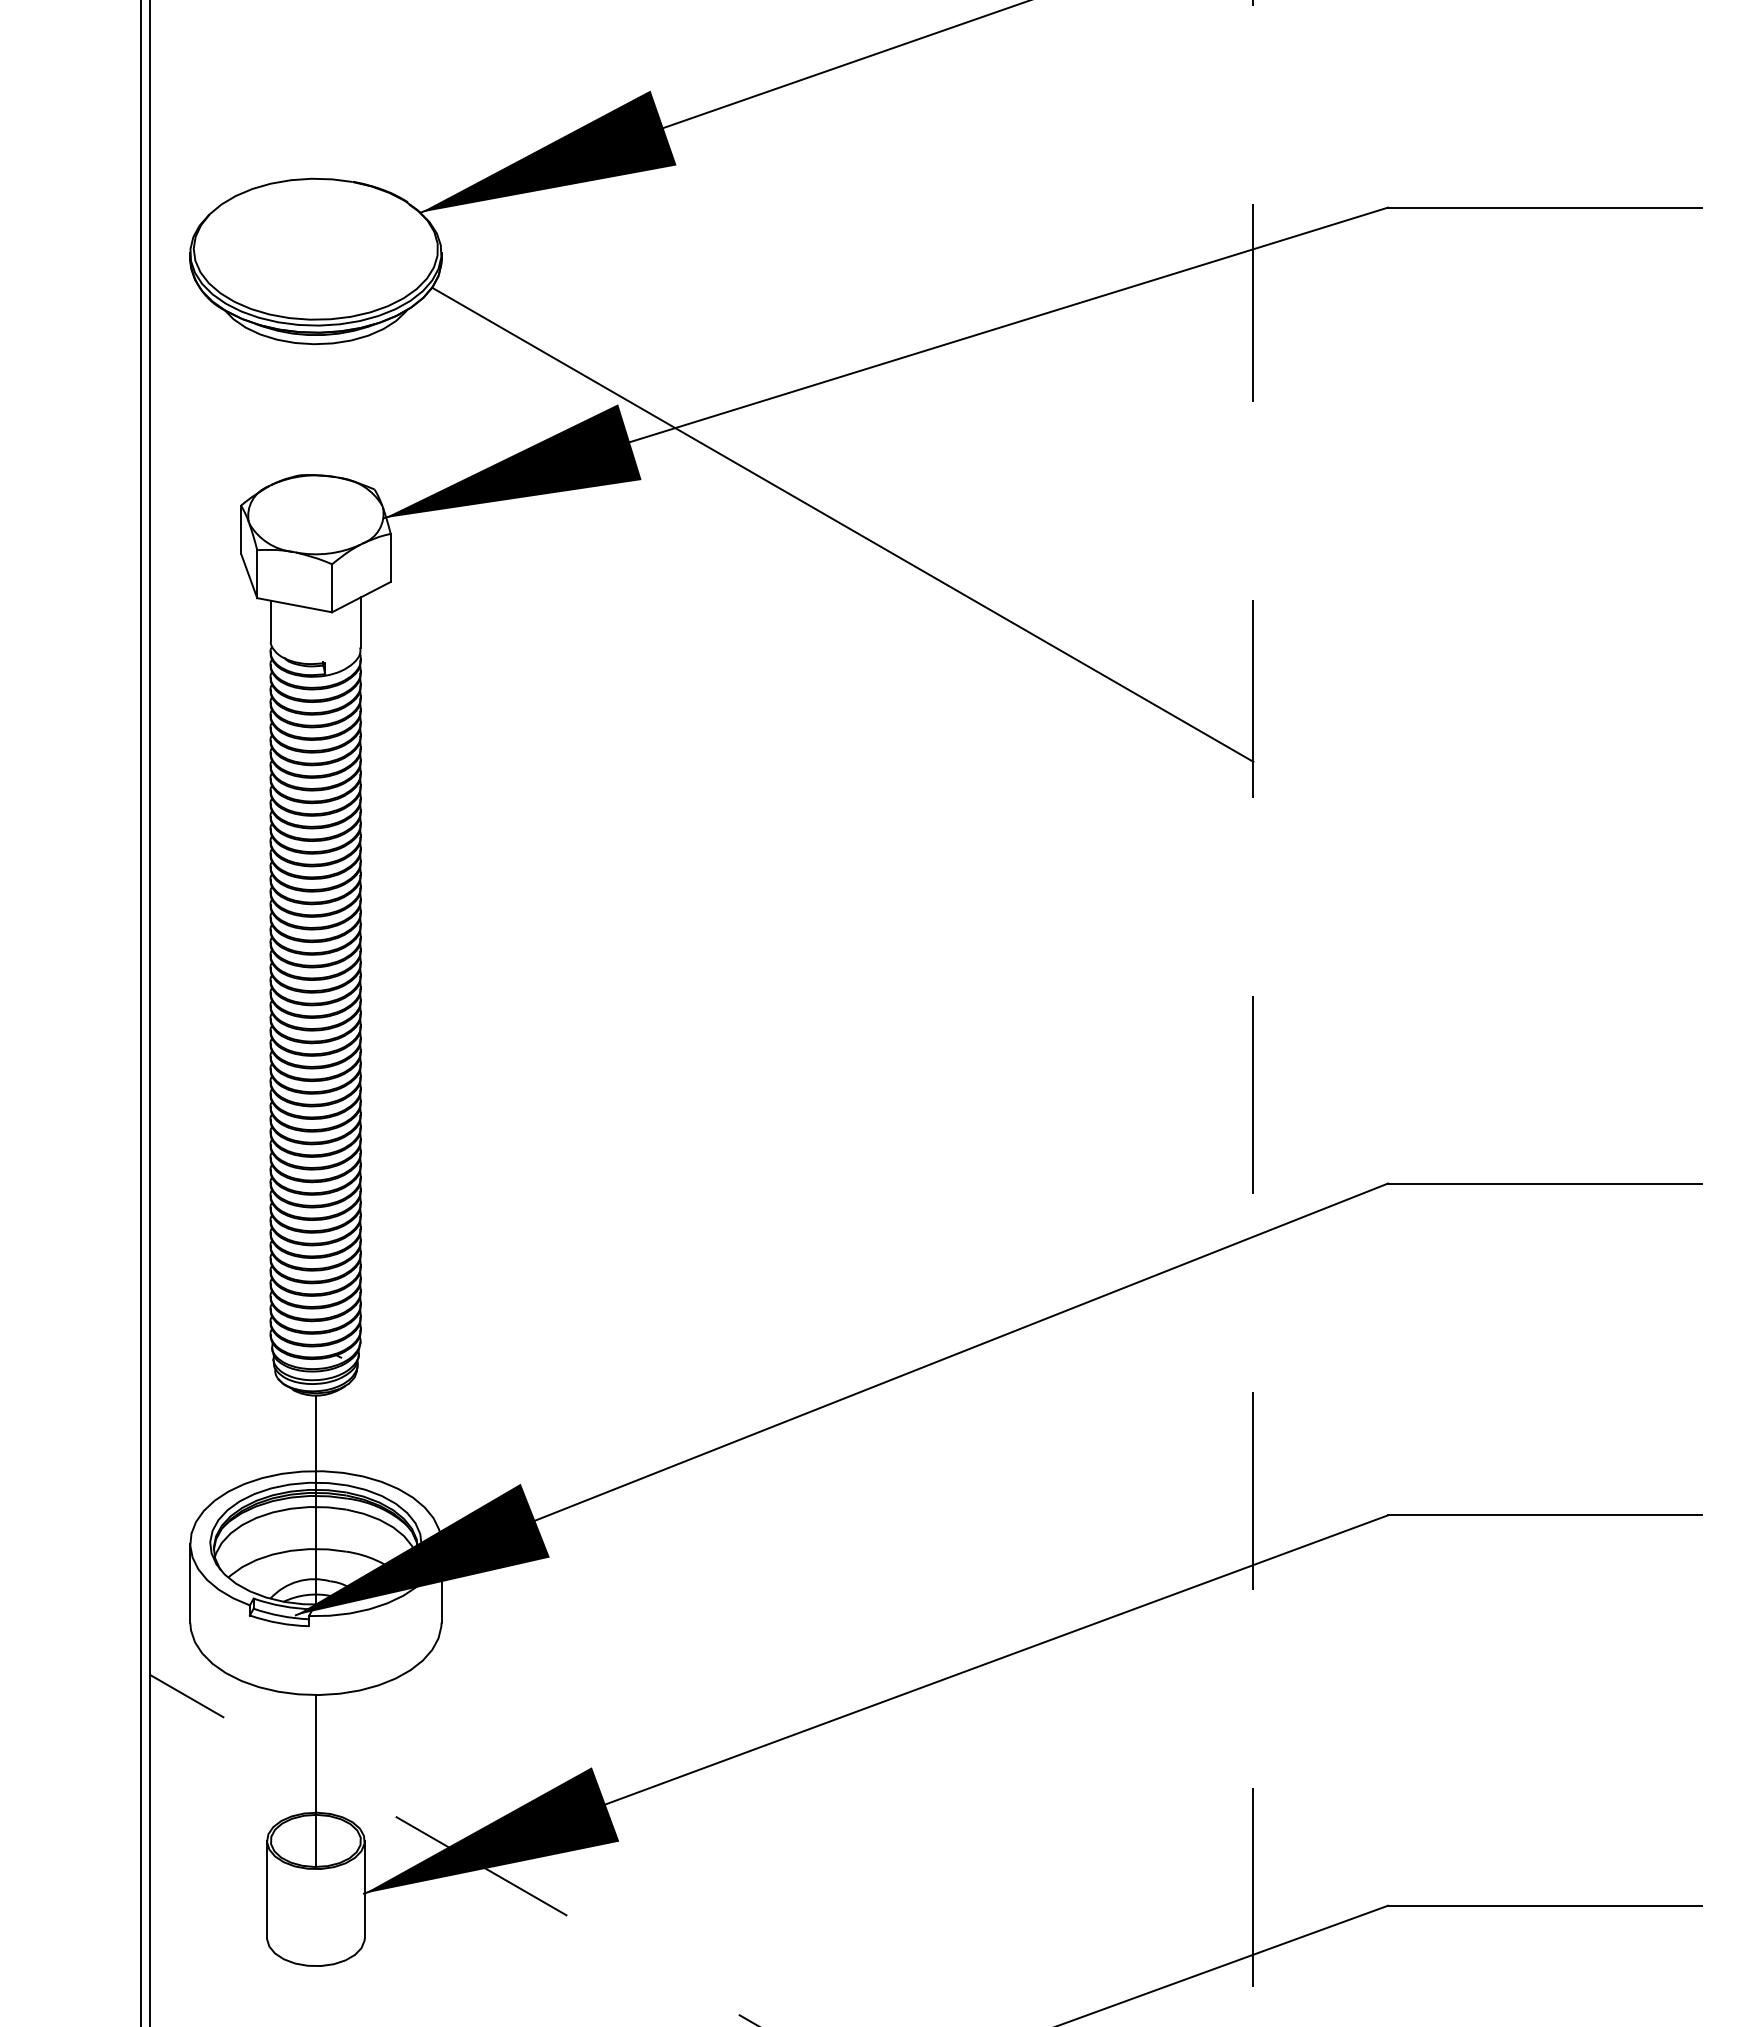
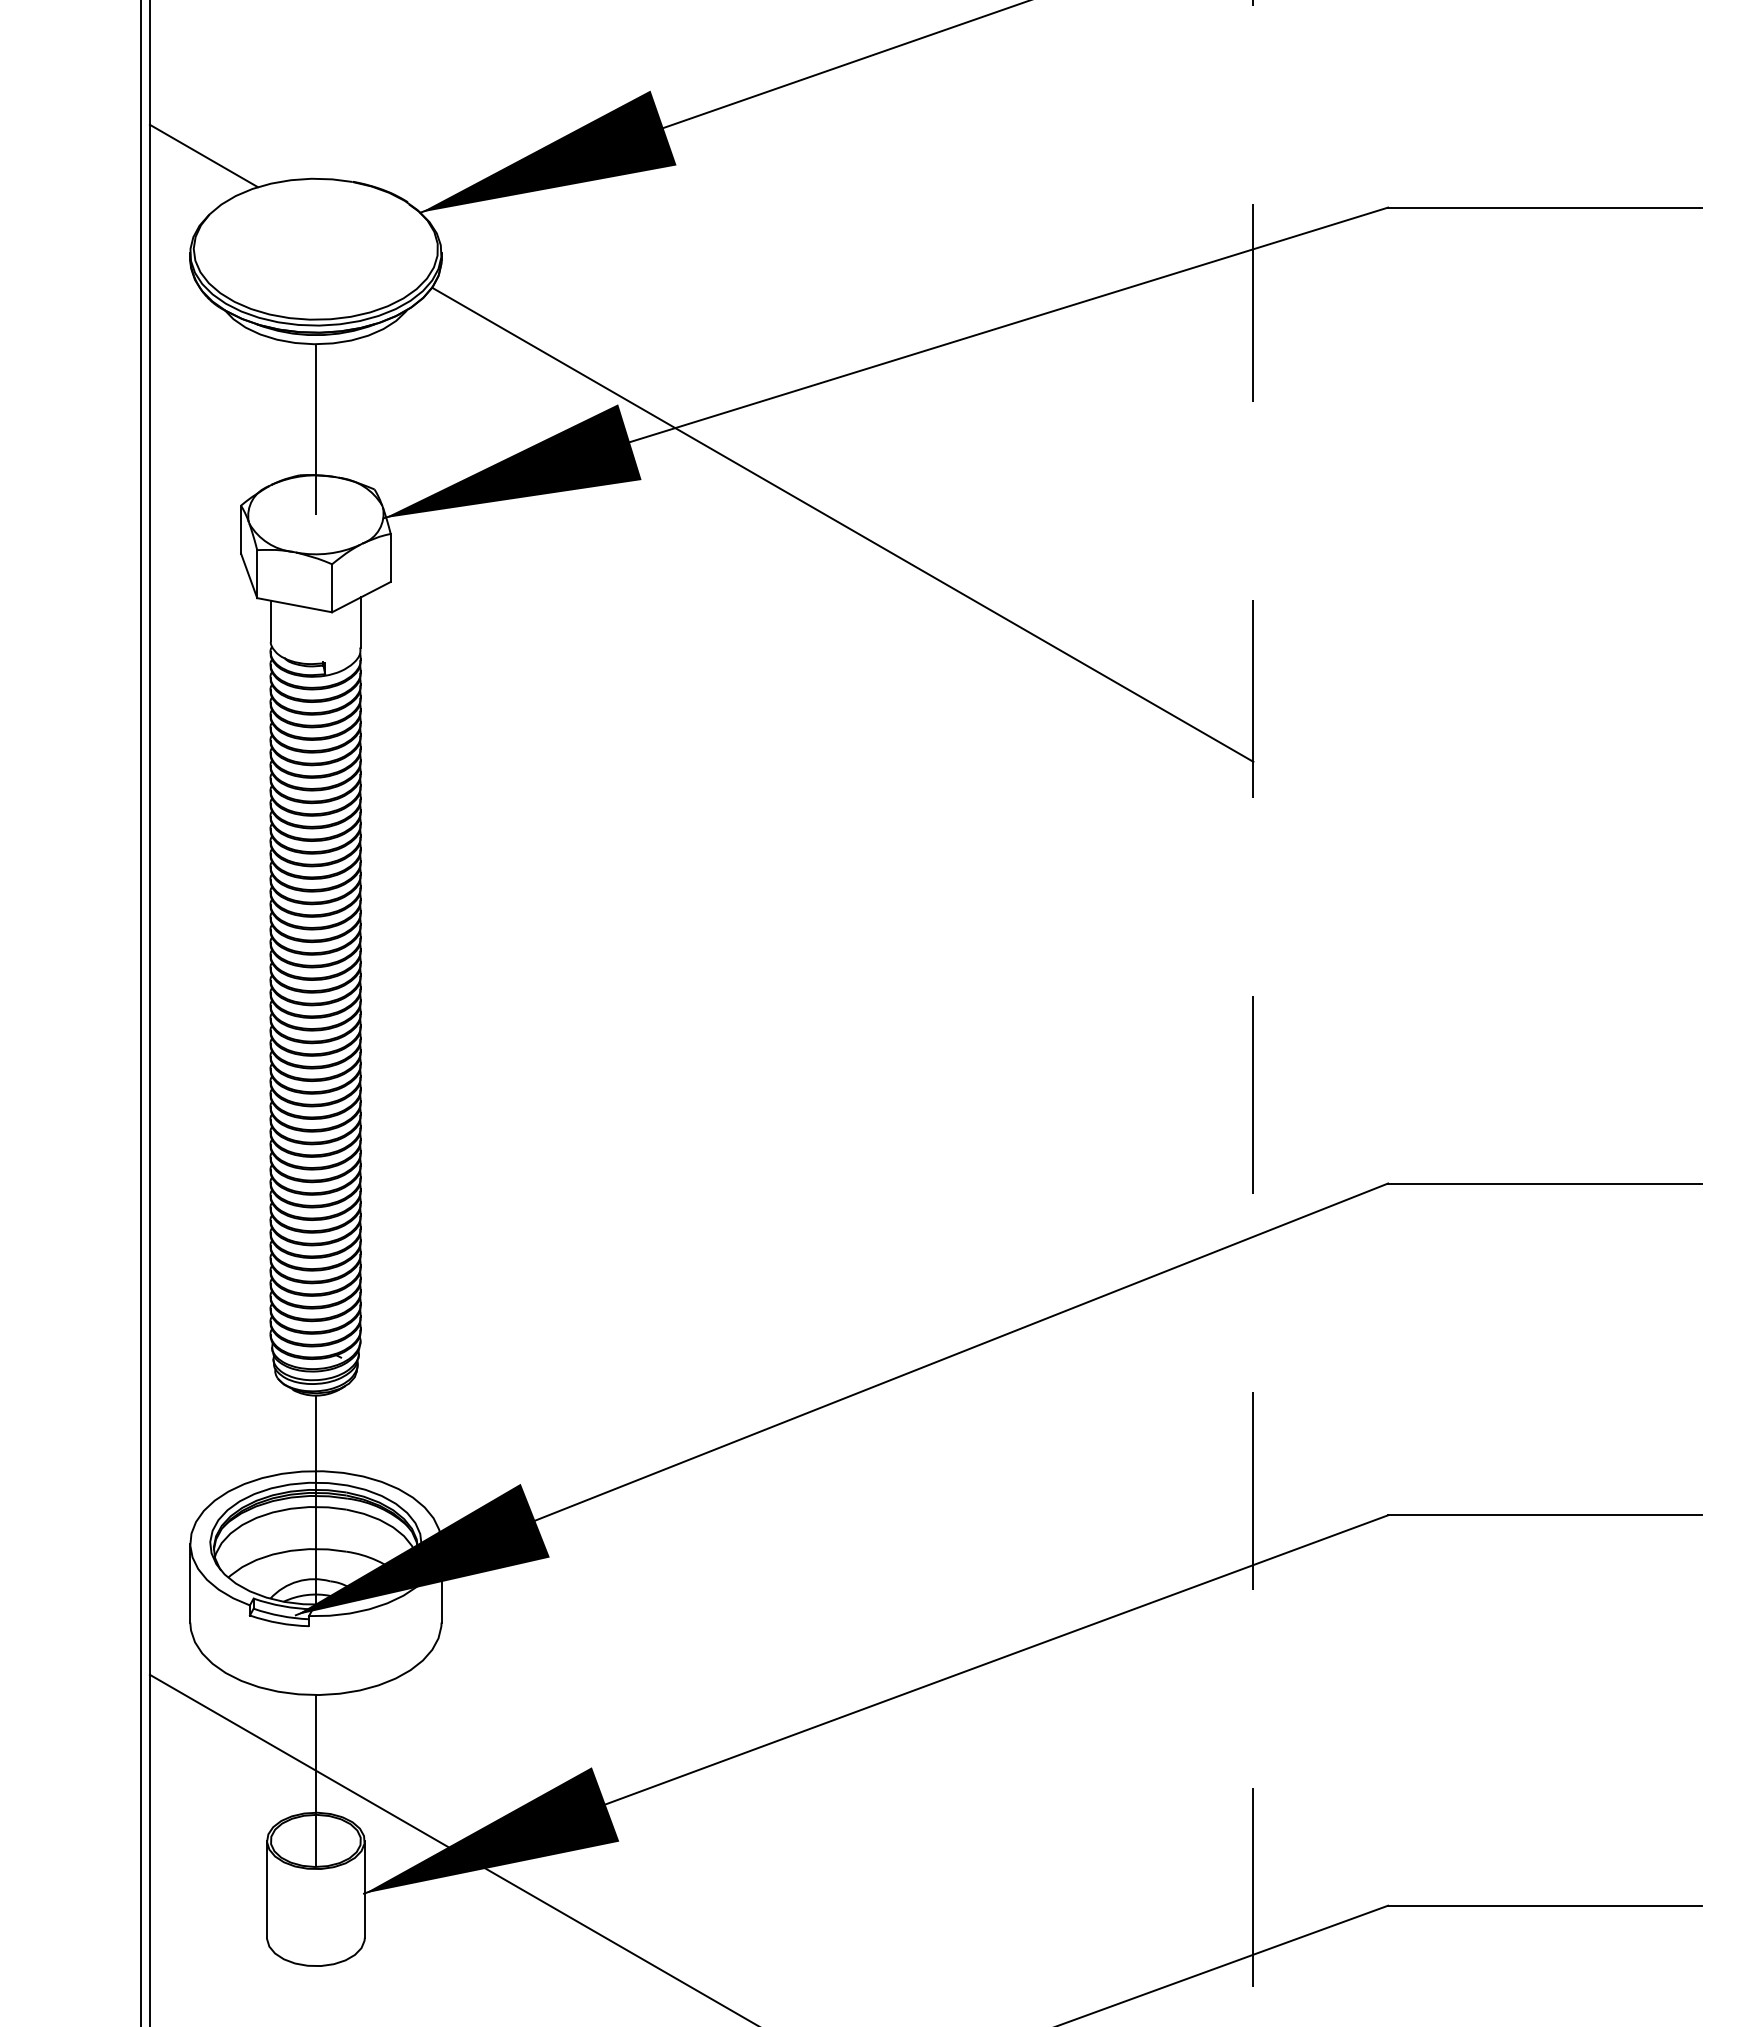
line: none -> present (203, 155)
line: none -> present (315, 429)
line: dashed -> solid (454, 1850)
